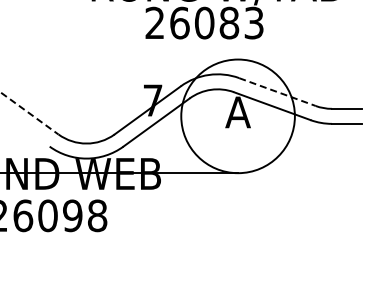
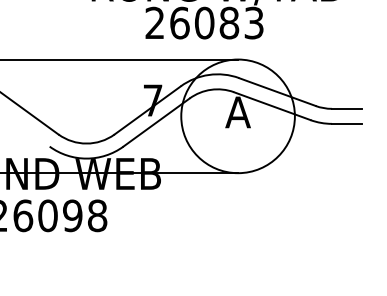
line: none -> present (120, 59)
line: dashed -> solid (277, 92)
line: dashed -> solid (29, 113)
